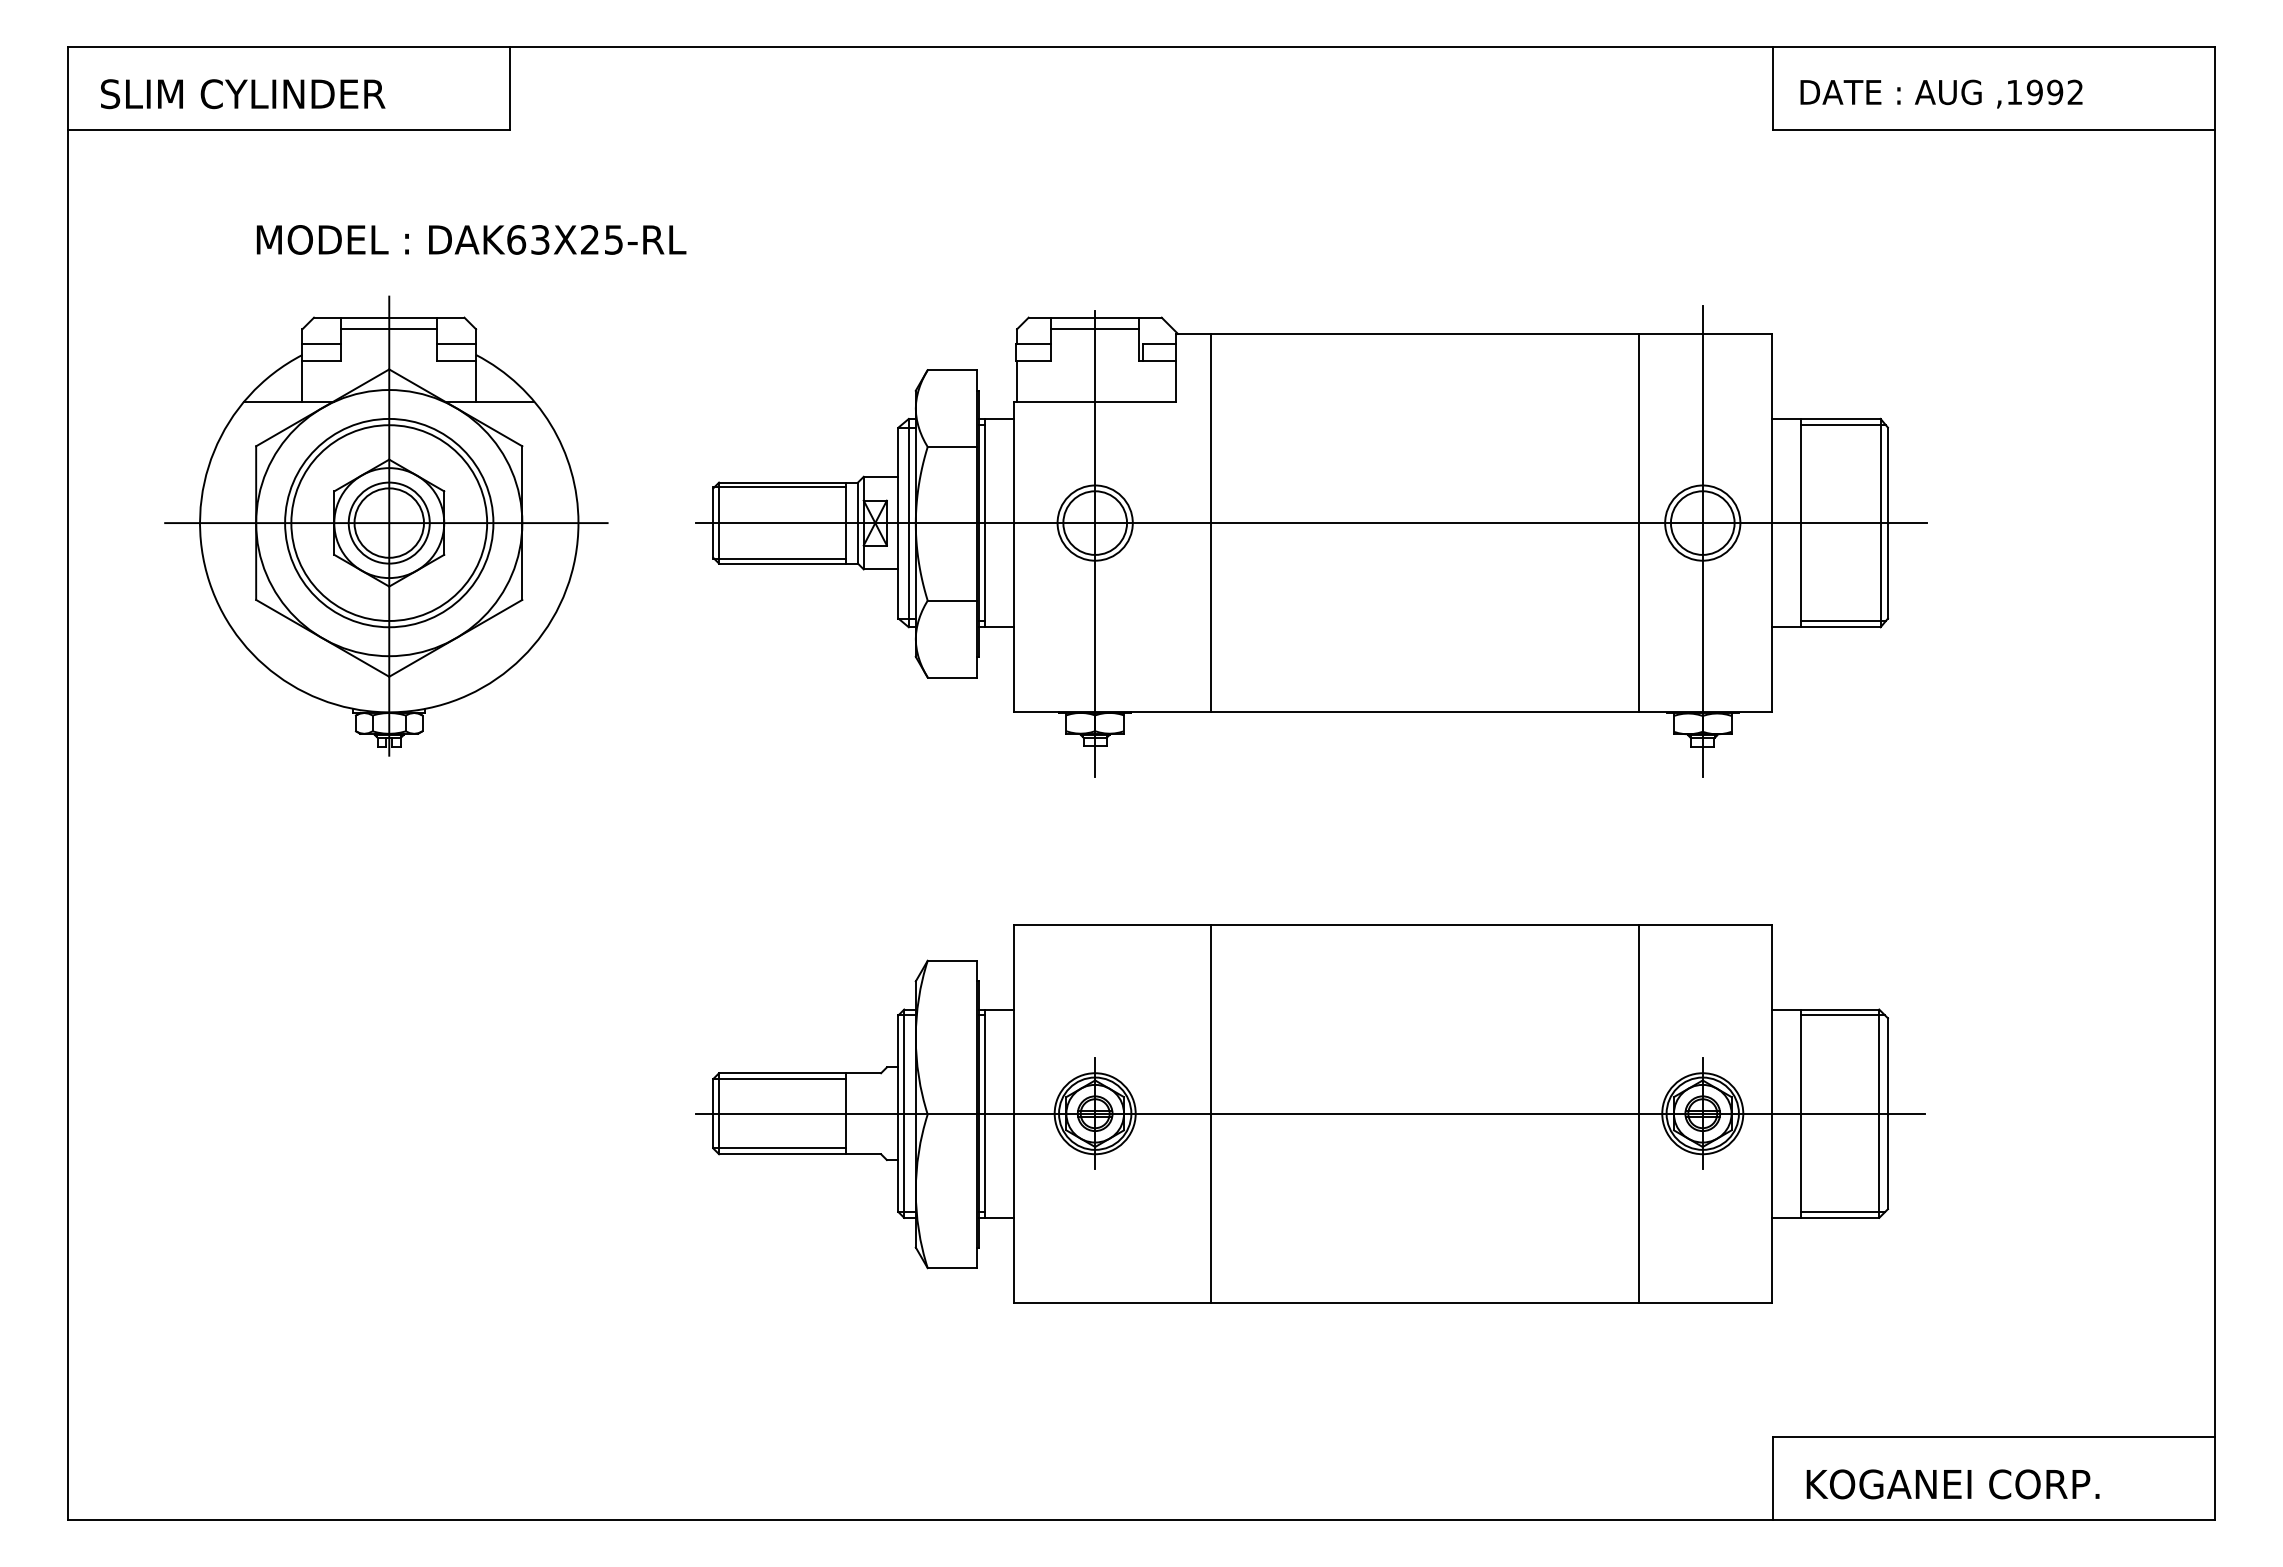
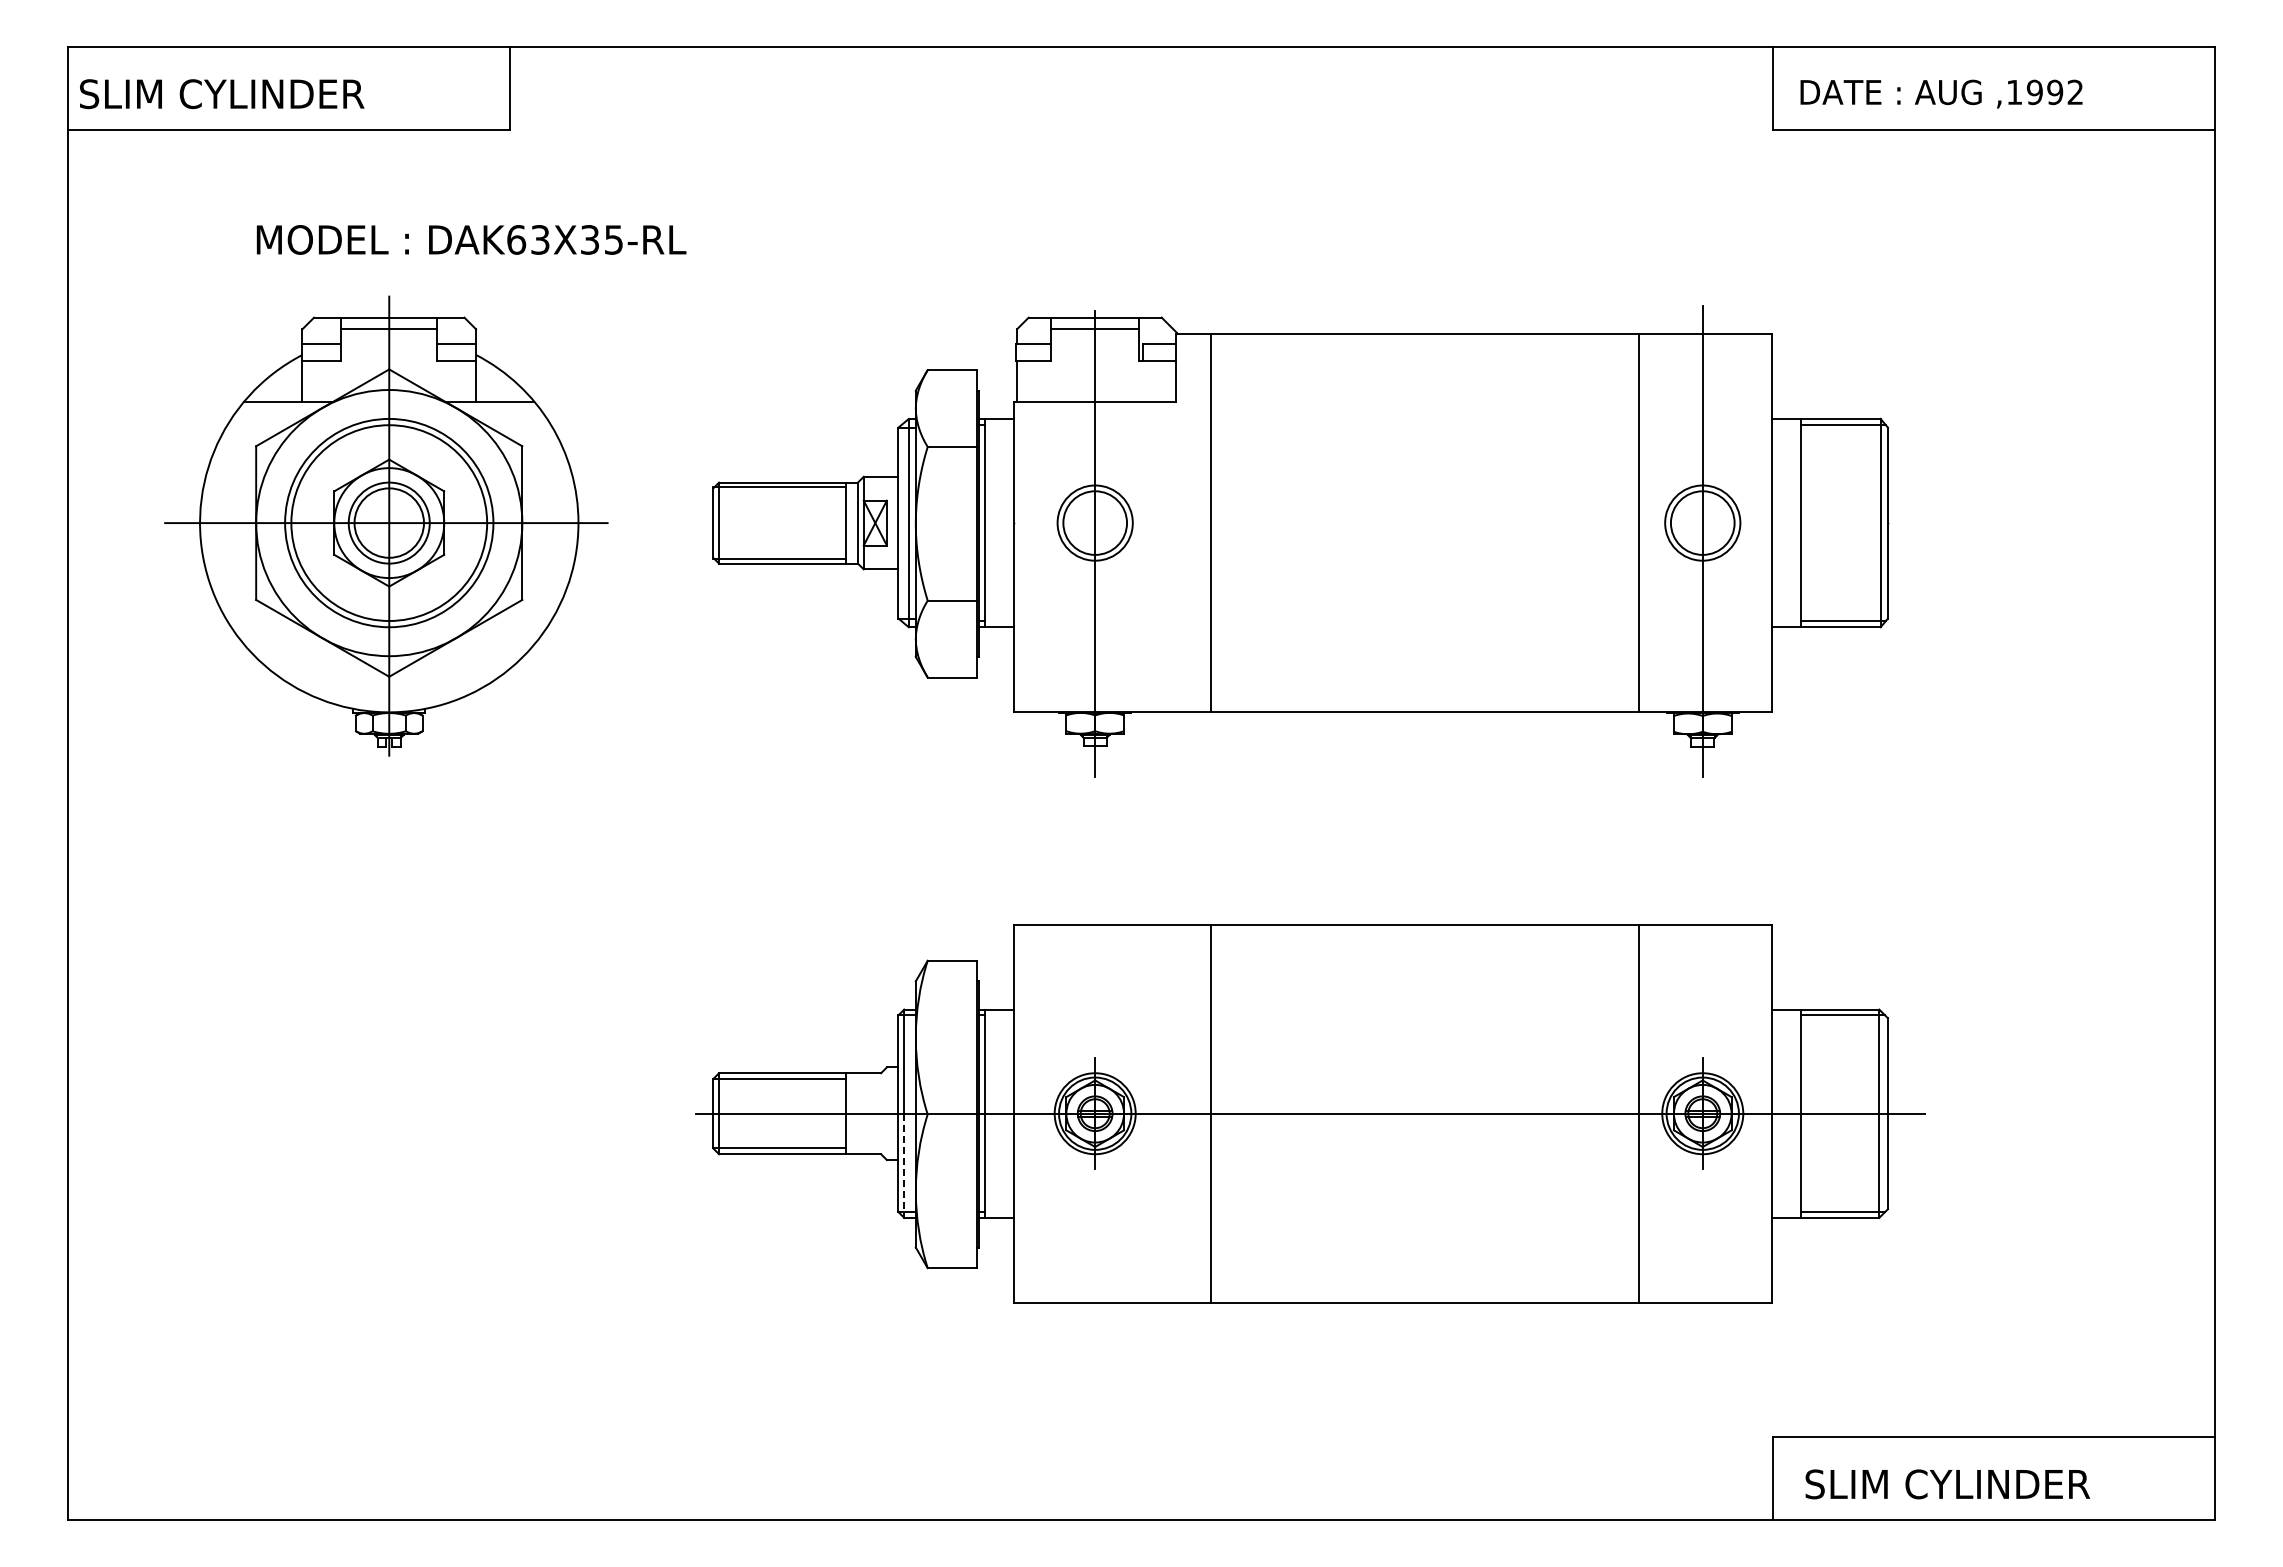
text position: (243, 94) -> (222, 94) (222, 94)
text: DAK63X25-RL -> DAK63X35-RL (589, 239)
line: present -> none (1311, 523)
line: solid -> dashed (904, 1166)
text: KOGANEI CORP. -> SLIM CYLINDER (1952, 1484)
